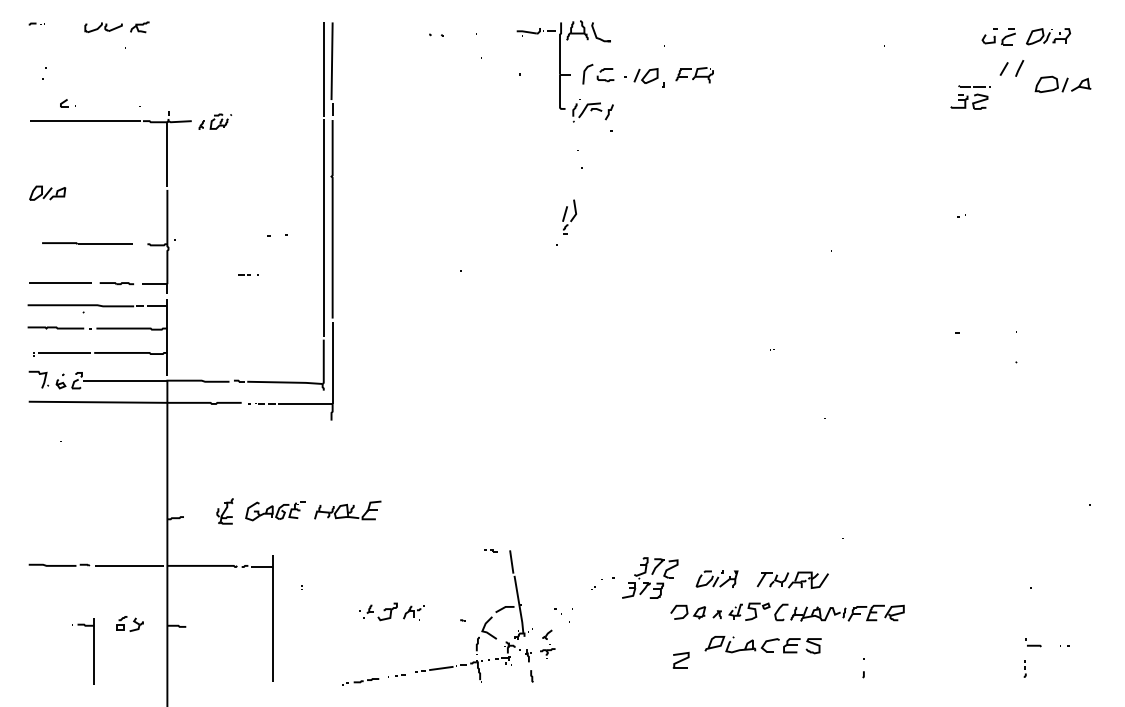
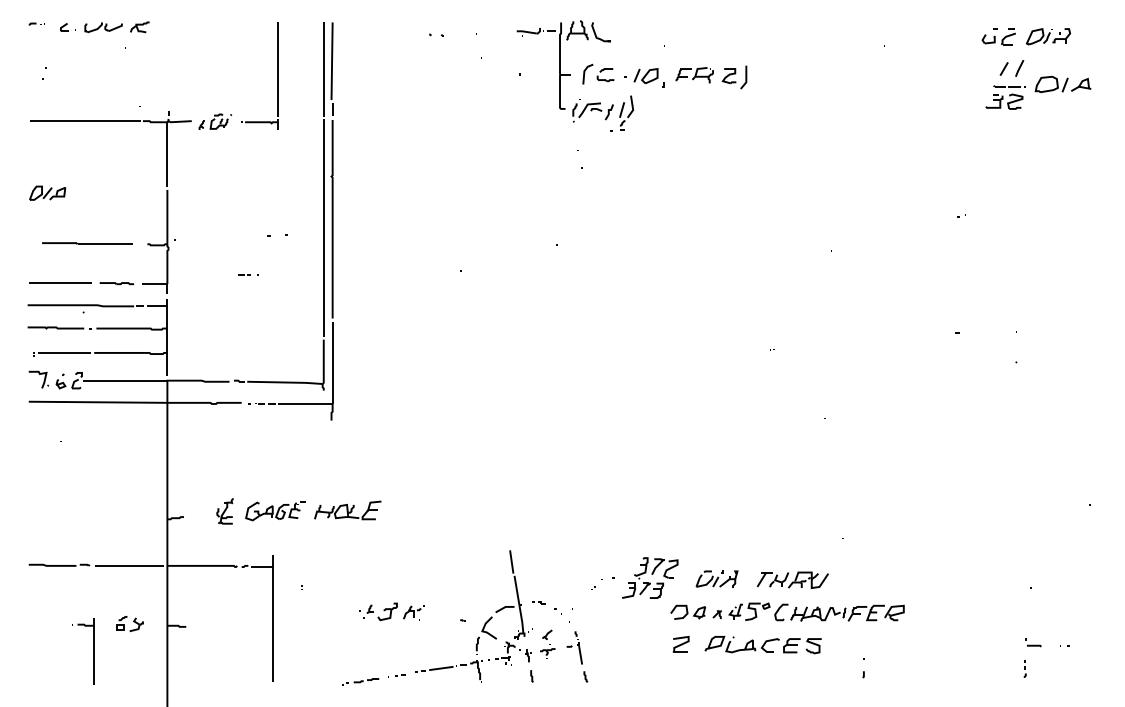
part: none -> present (277, 75)
part: none -> present (734, 77)
part position: (970, 97) -> (1005, 97) (1005, 97)
part position: (67, 103) -> (67, 27) (67, 27)
part position: (569, 216) -> (626, 112) (626, 112)
part position: (490, 550) -> (538, 602) (538, 602)
part: none -> present (577, 656)
part position: (680, 659) -> (680, 643) (680, 643)
